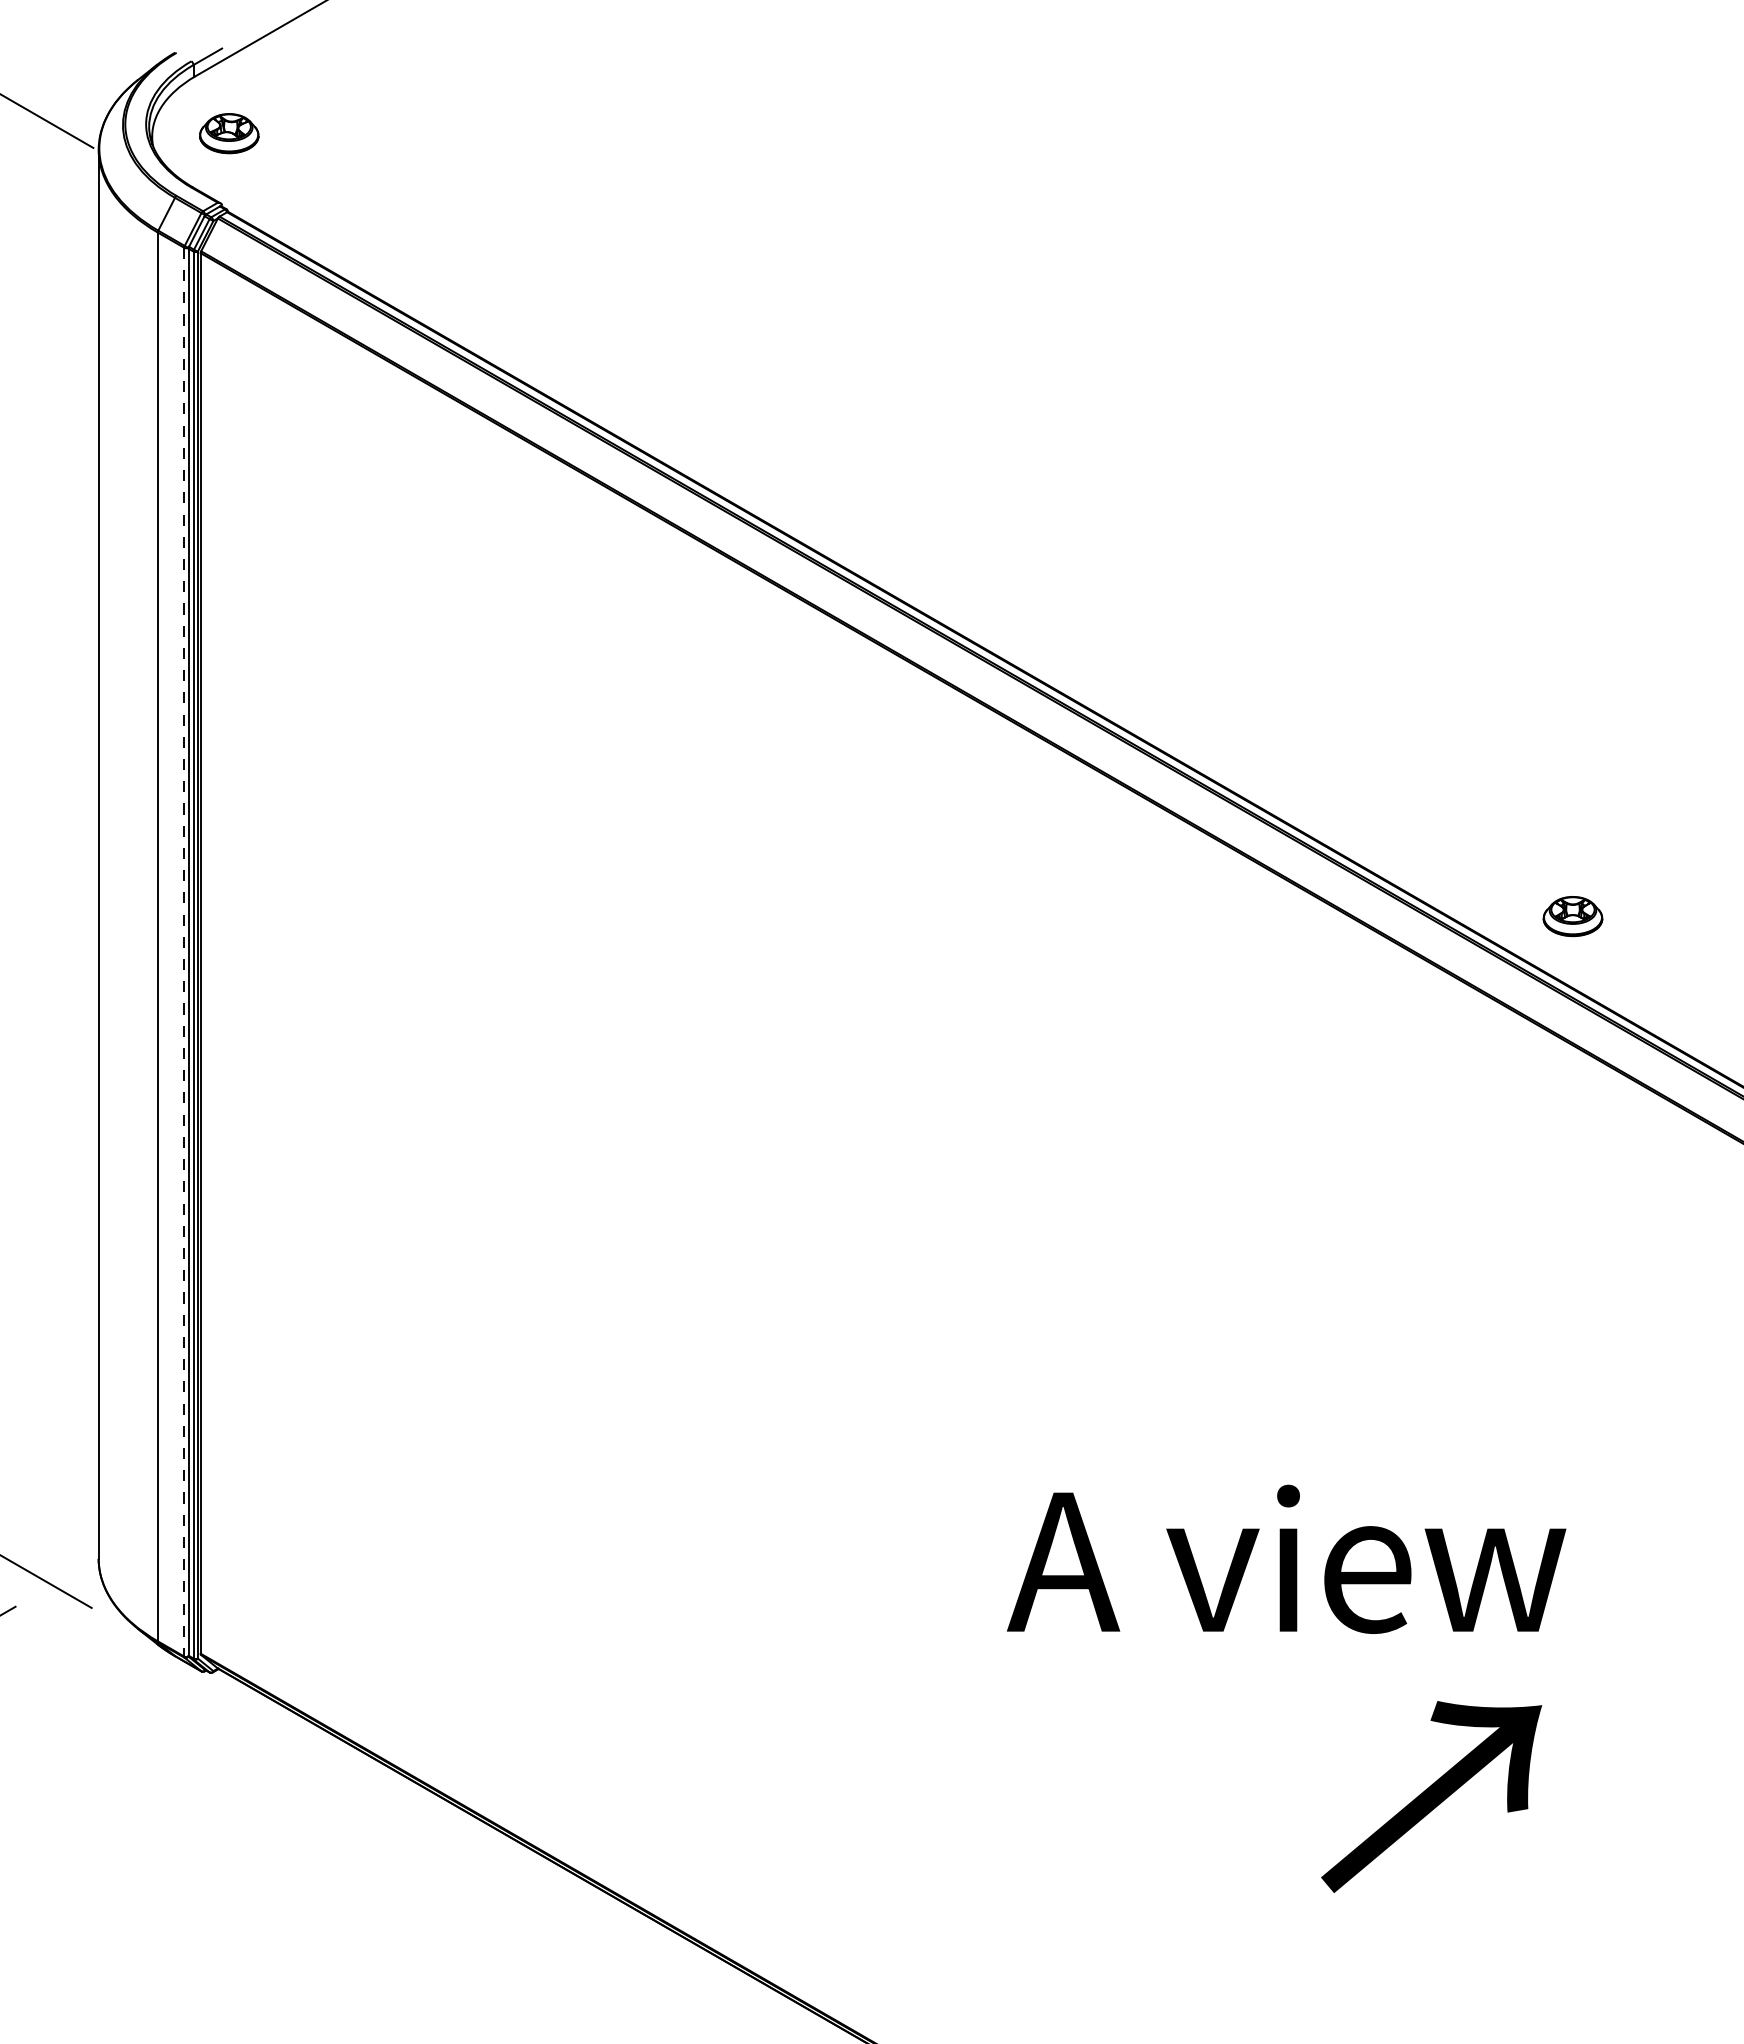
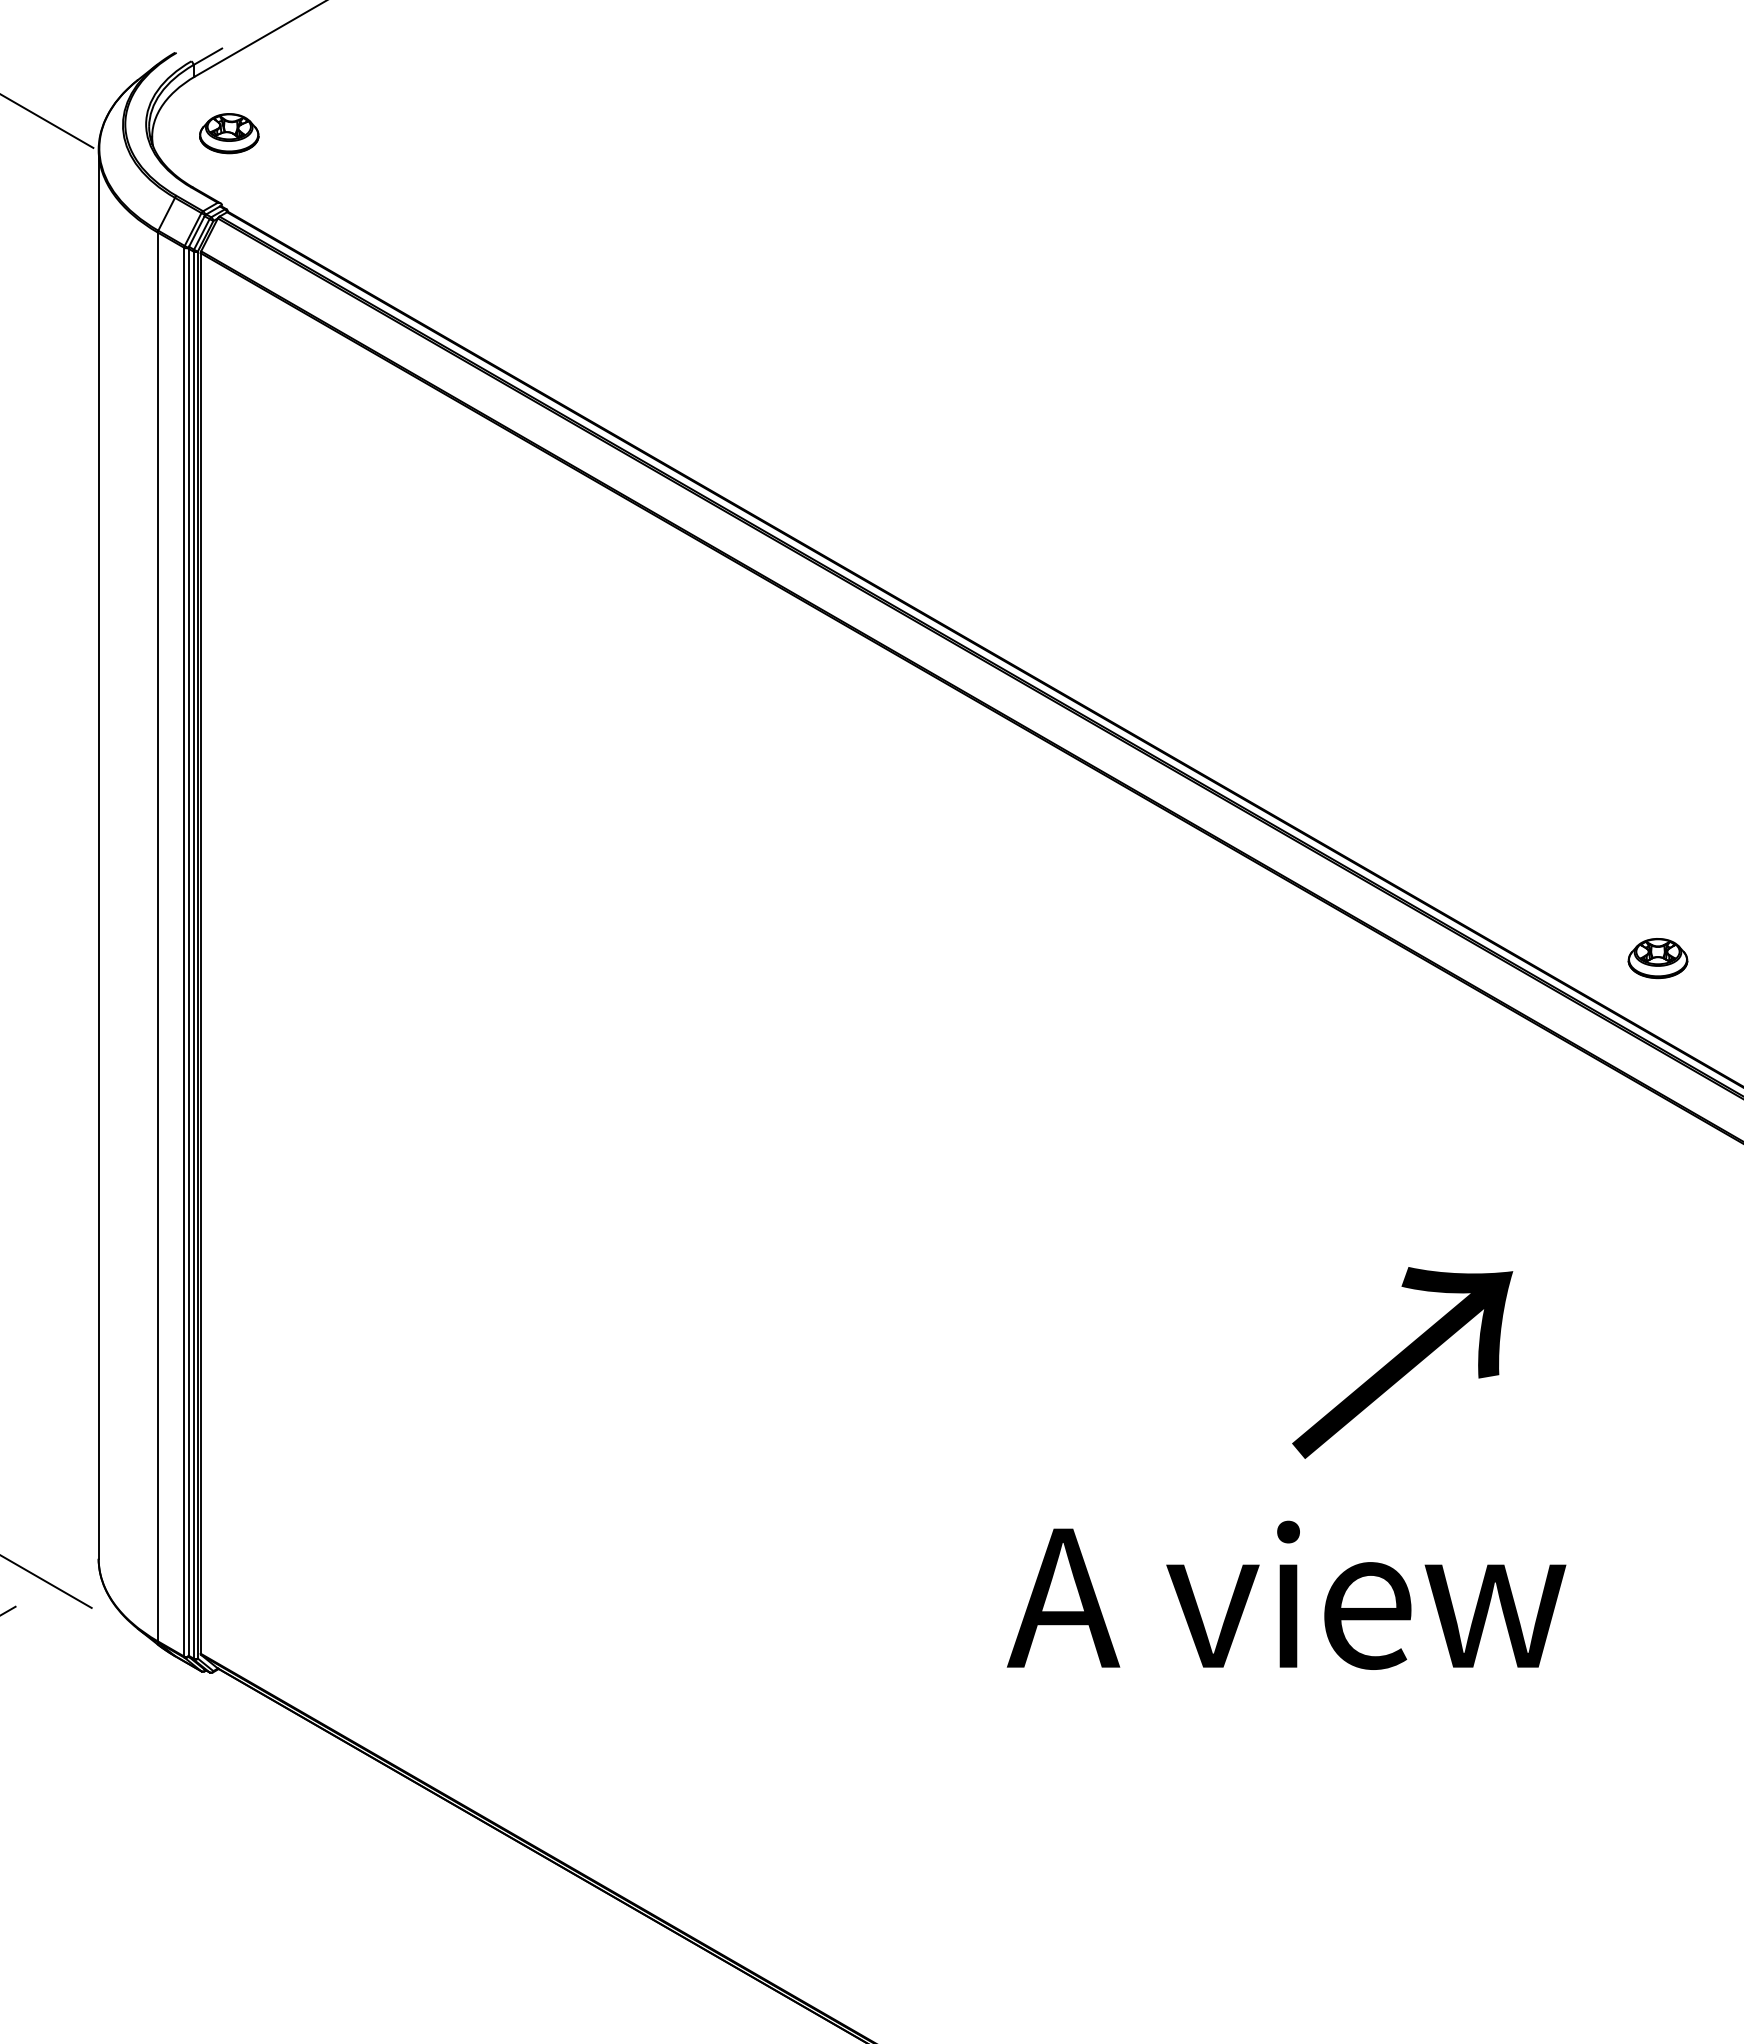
part position: (1572, 916) -> (1657, 958) (1657, 958)
line: dashed -> solid (184, 952)
text position: (1286, 1558) -> (1286, 1594) (1286, 1594)
text position: (1431, 1796) -> (1402, 1362) (1402, 1362)
